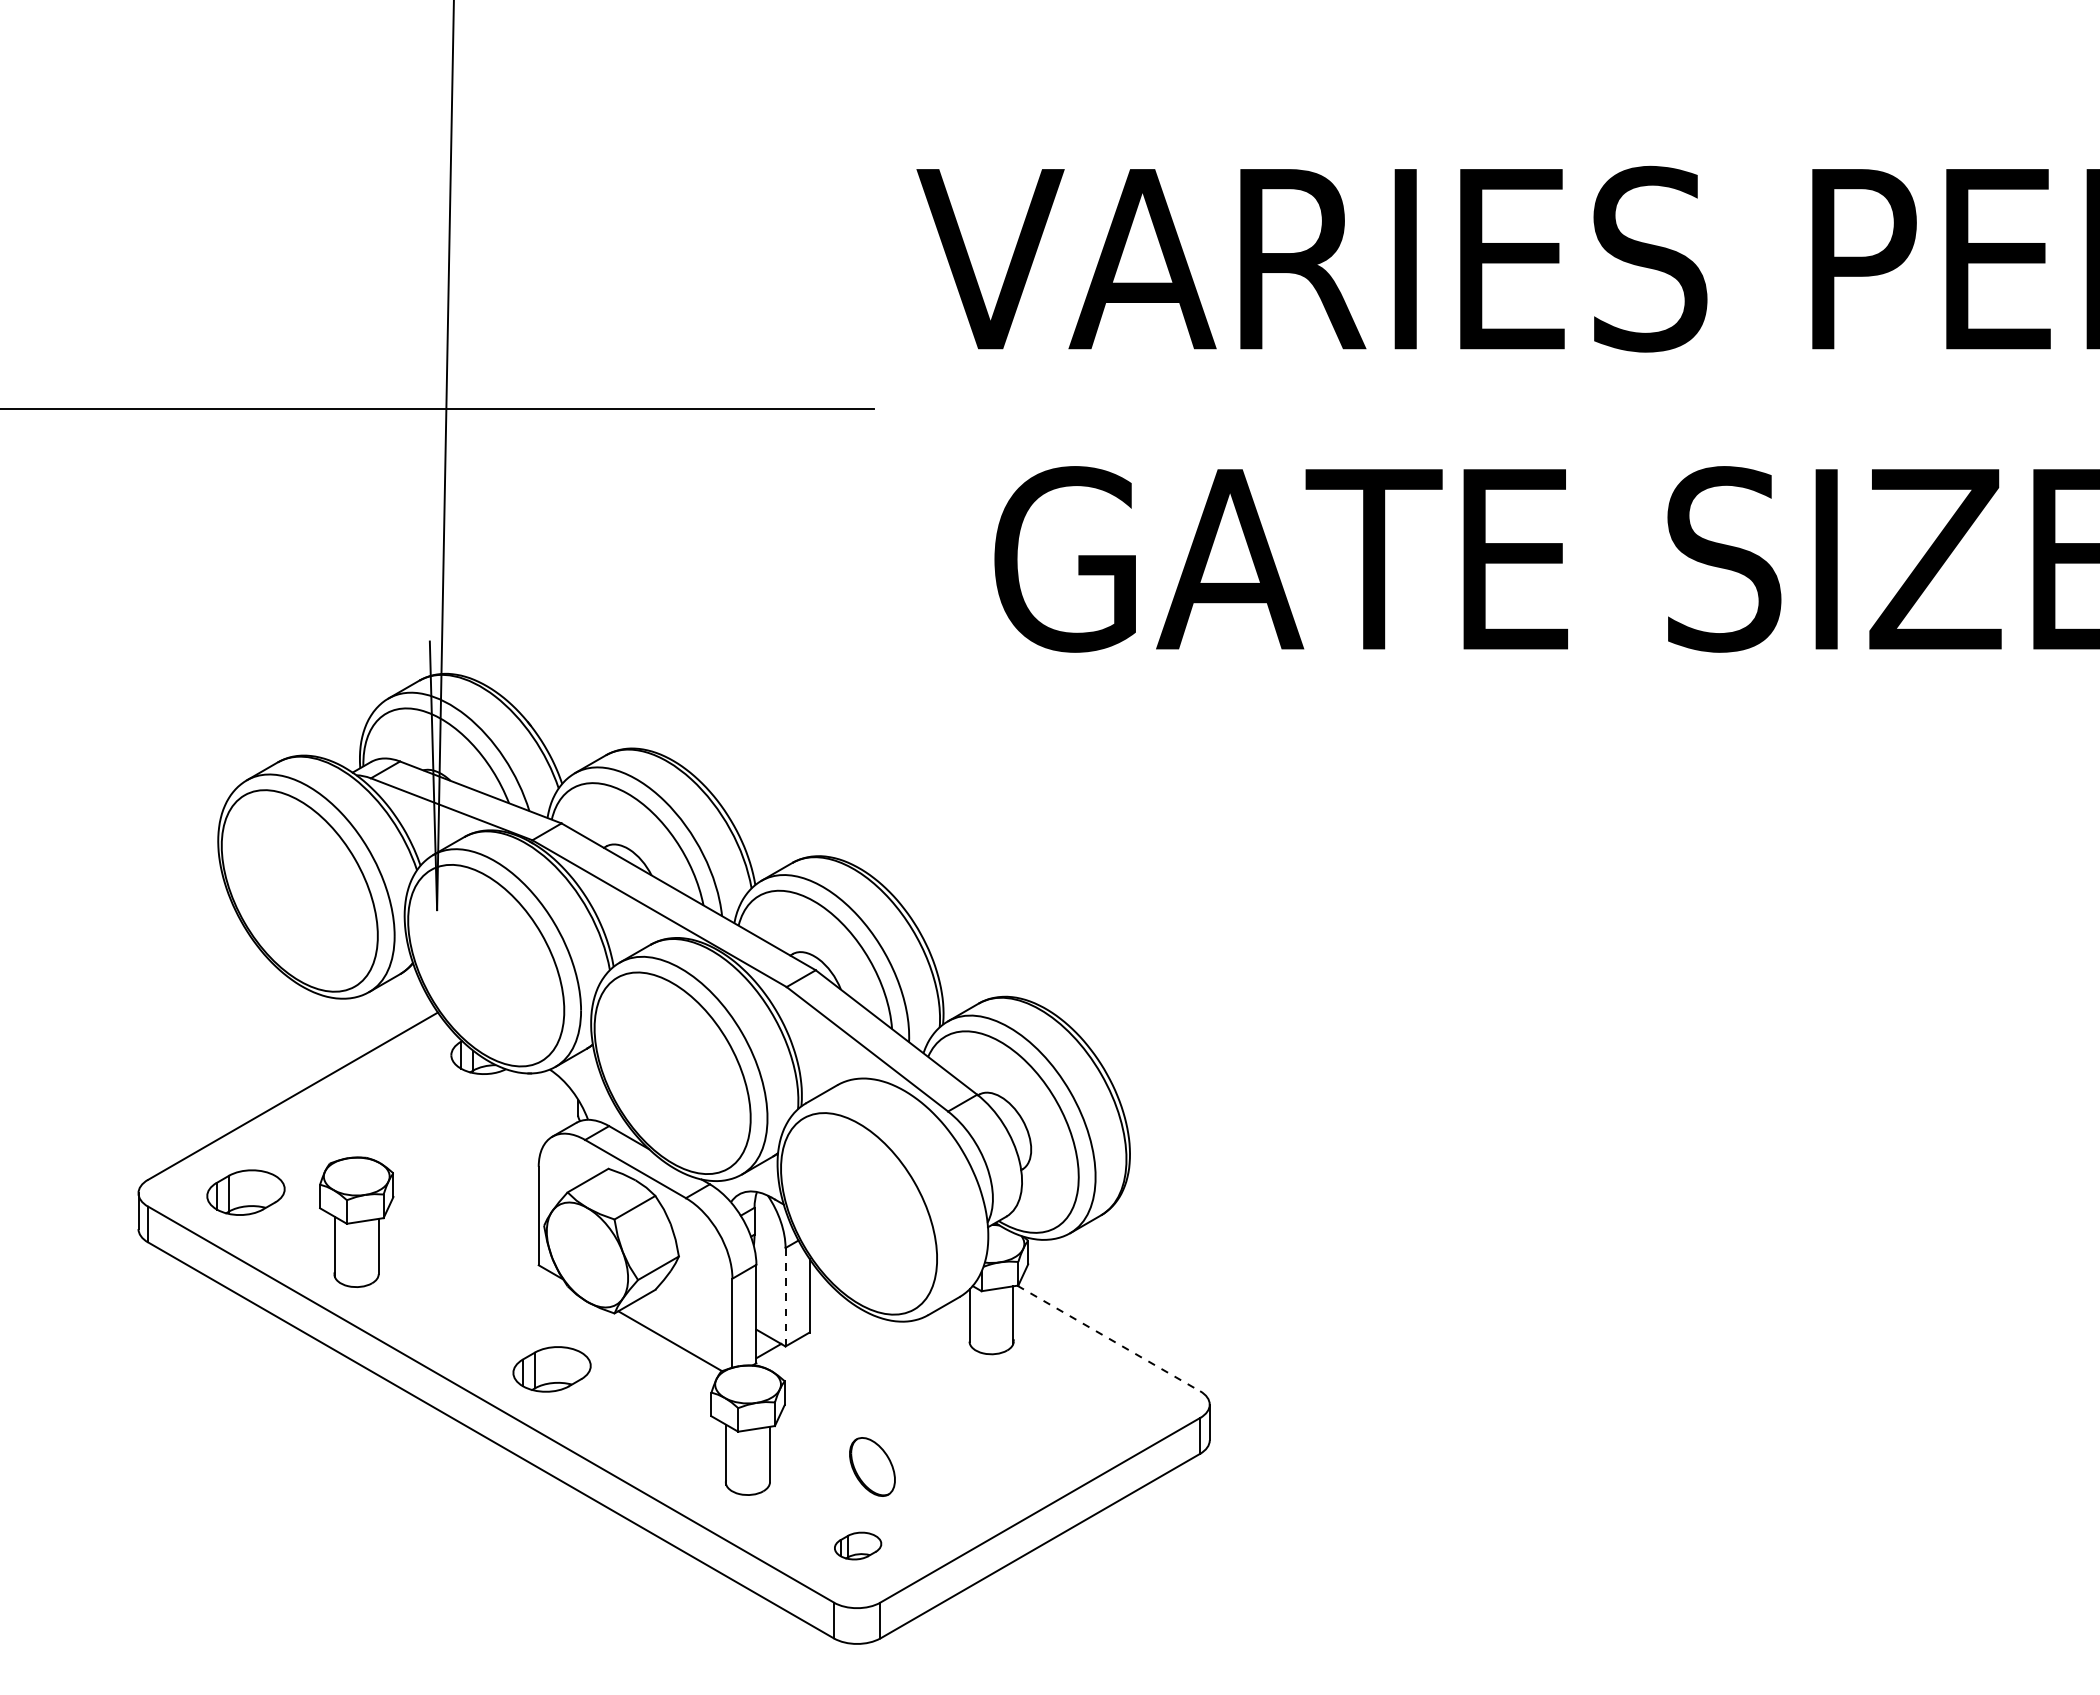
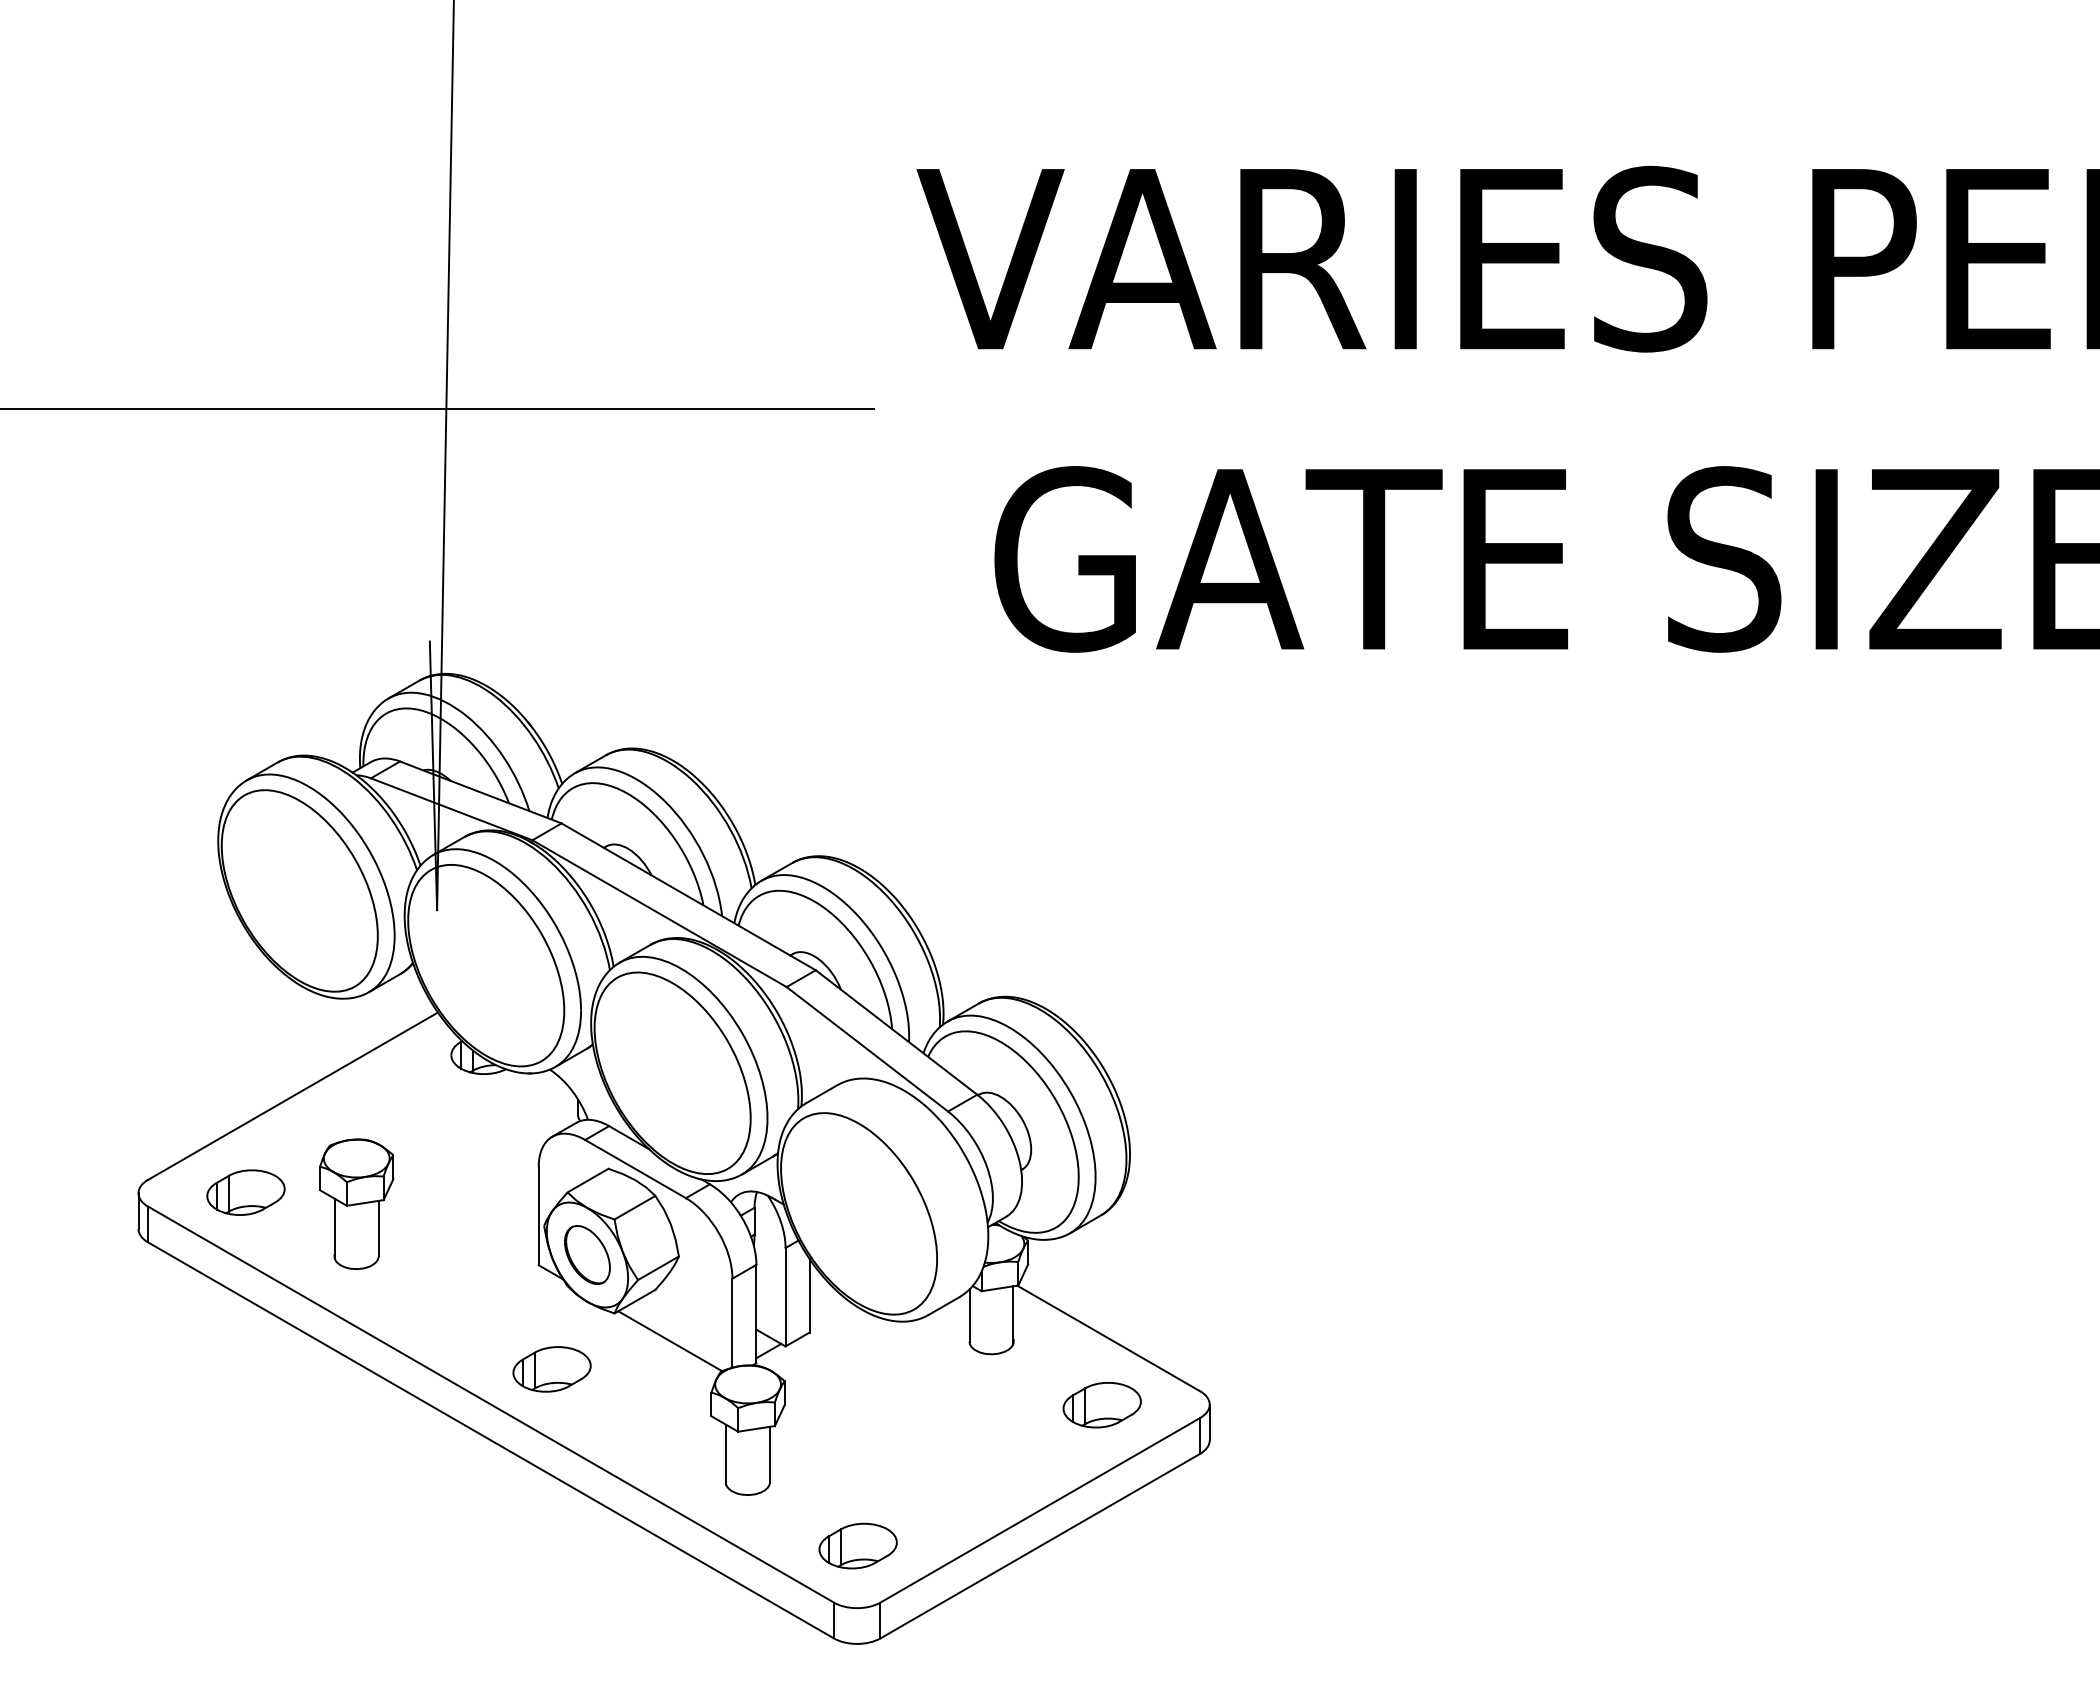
part position: (356, 1221) -> (356, 1203) (356, 1203)
line: dashed -> solid (785, 1297)
line: dashed -> solid (1108, 1338)
part: none -> present (1101, 1405)
part position: (872, 1466) -> (587, 1254) (587, 1254)
part size: 49x30 px -> 80x48 px (857, 1545)
